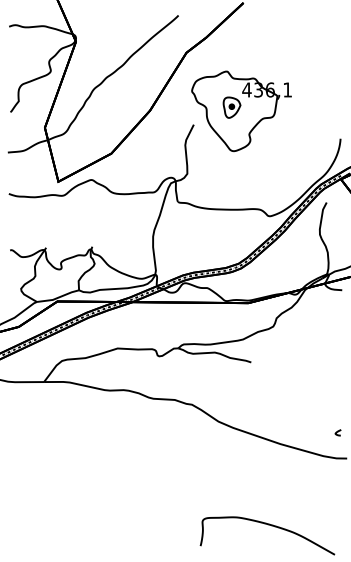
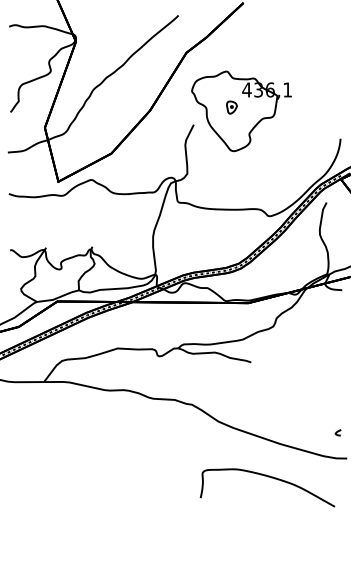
part size: 20x23 px -> 12x15 px (231, 107)
curve position: (271, 526) -> (271, 478) (271, 478)
